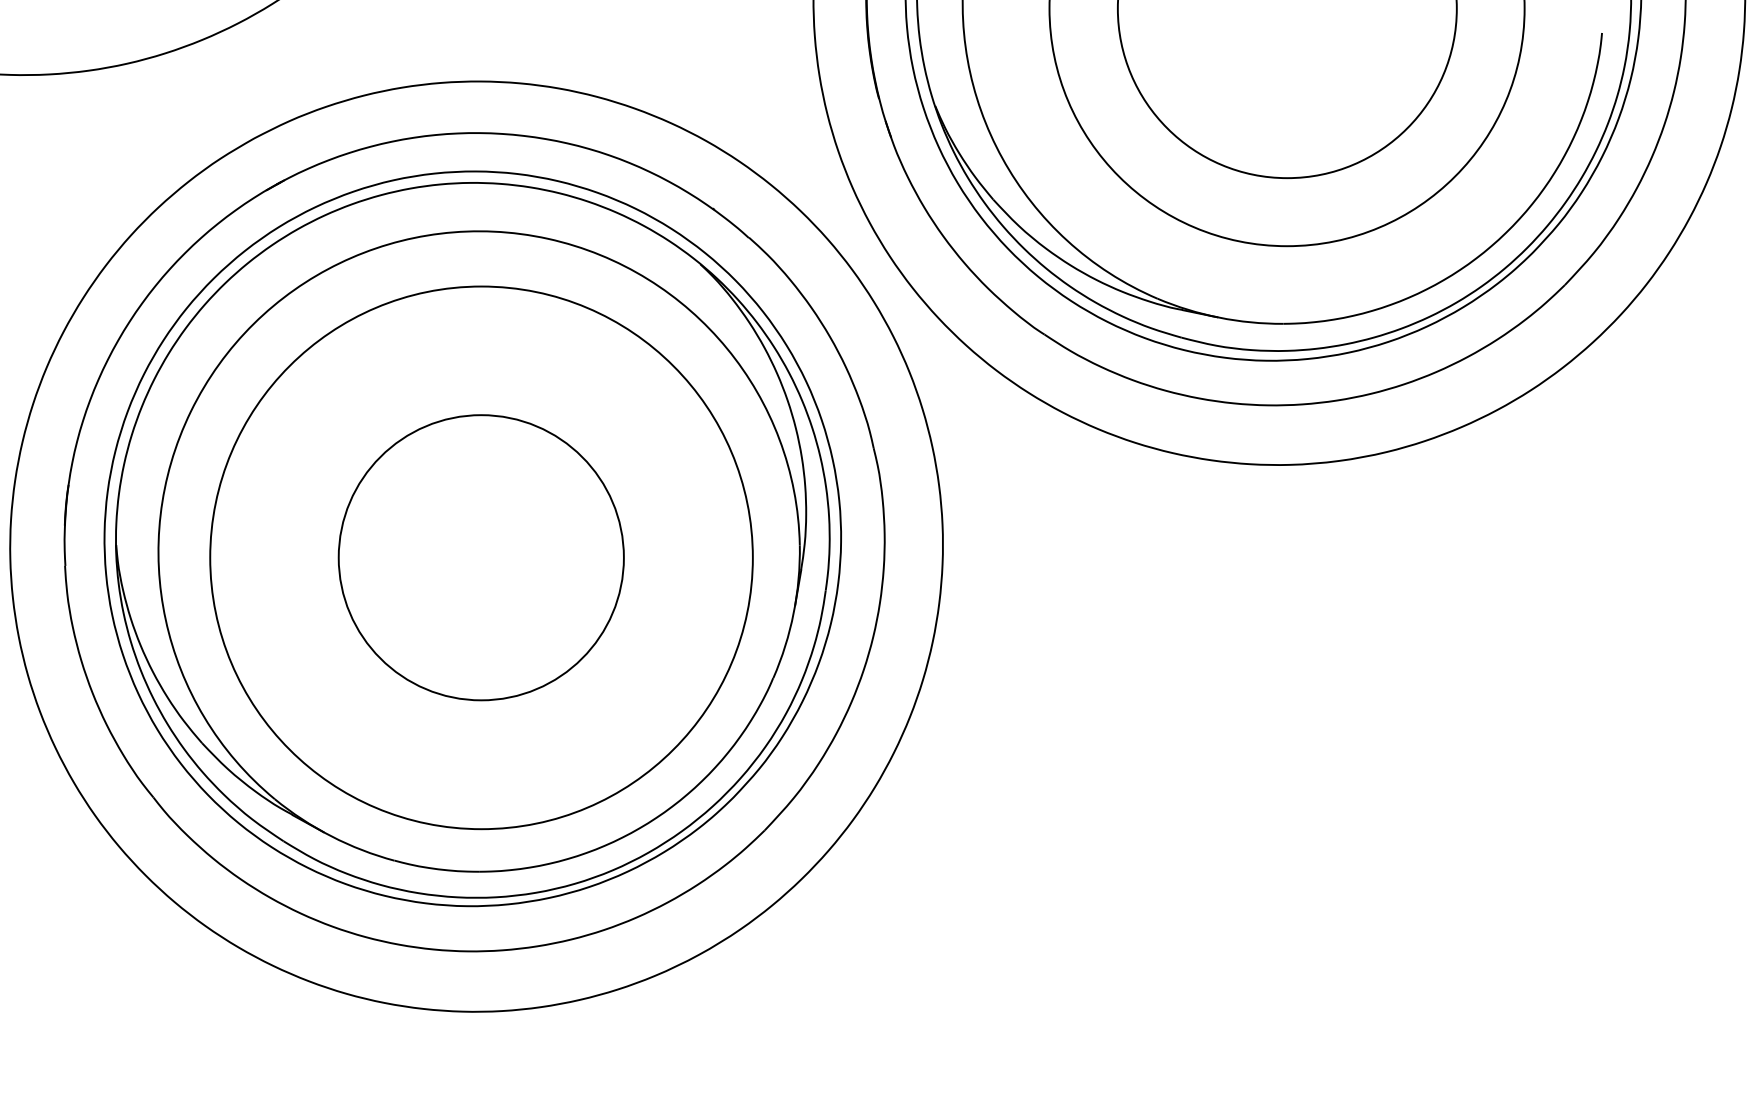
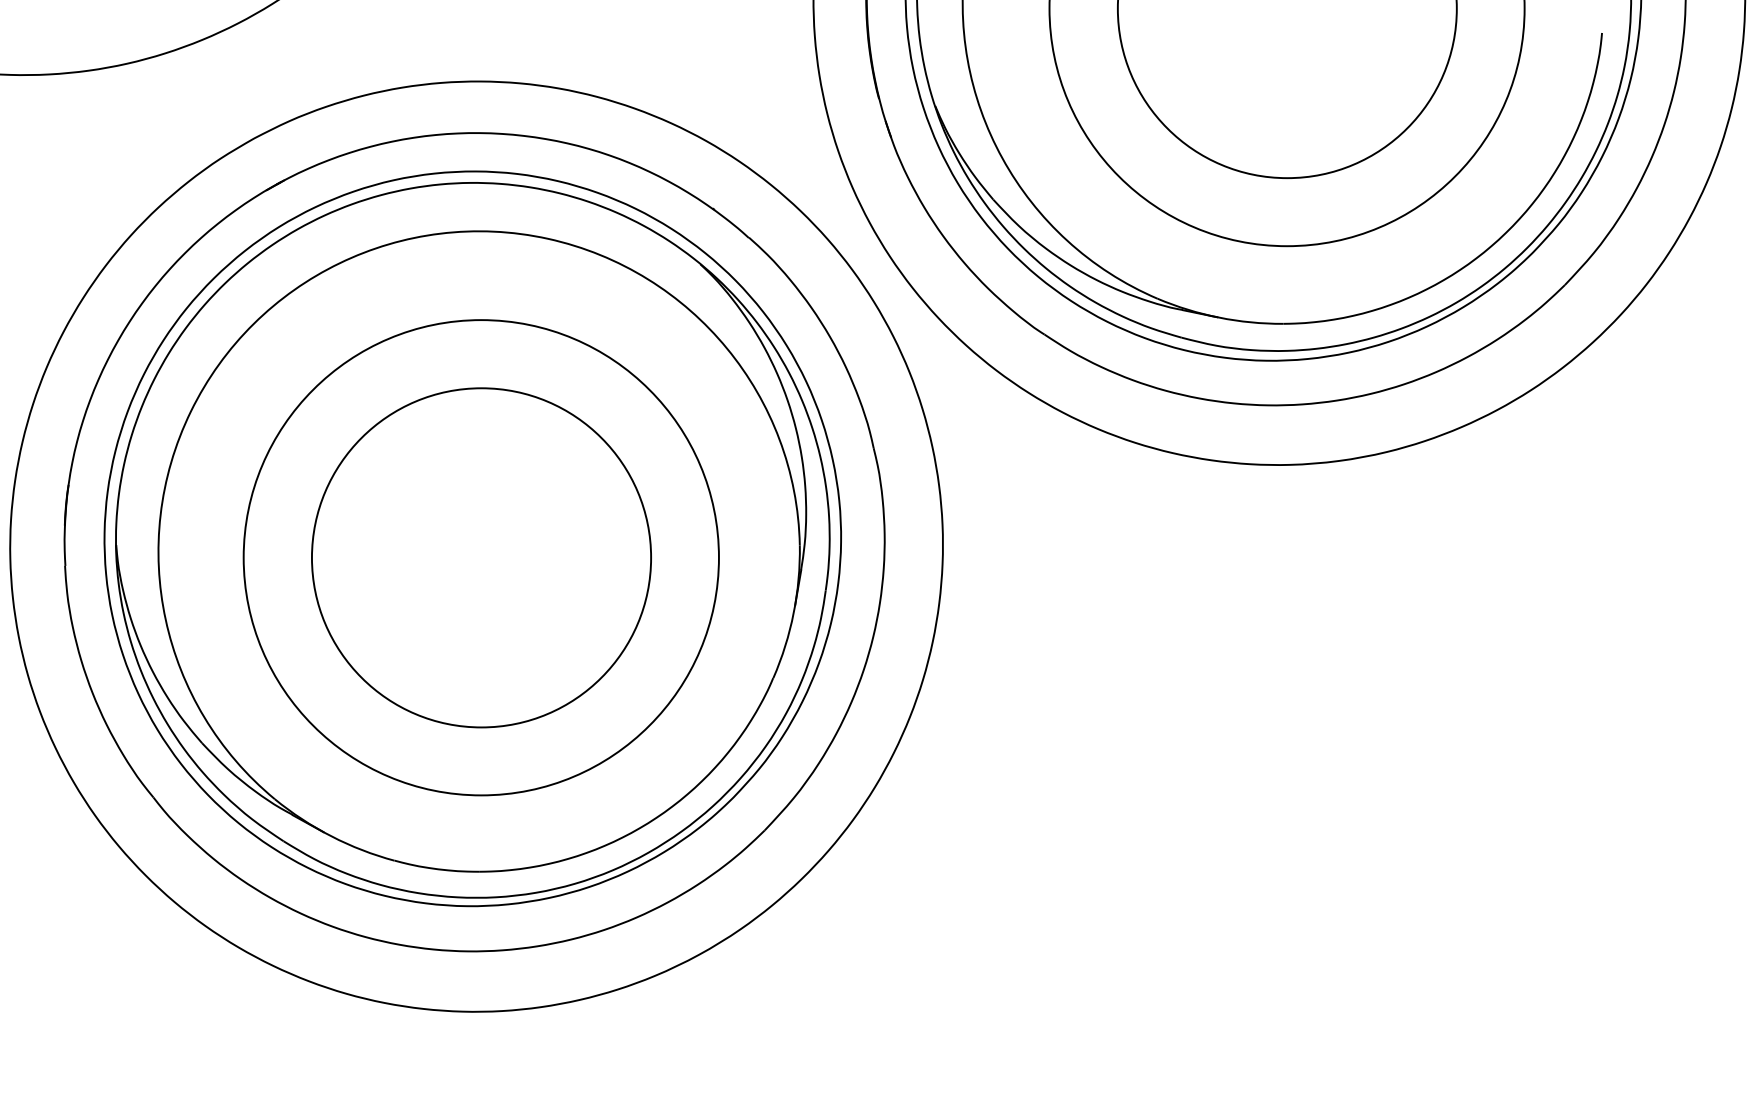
circle diameter: 285 px -> 475 px (480, 557)
circle diameter: 543 px -> 339 px (481, 557)
